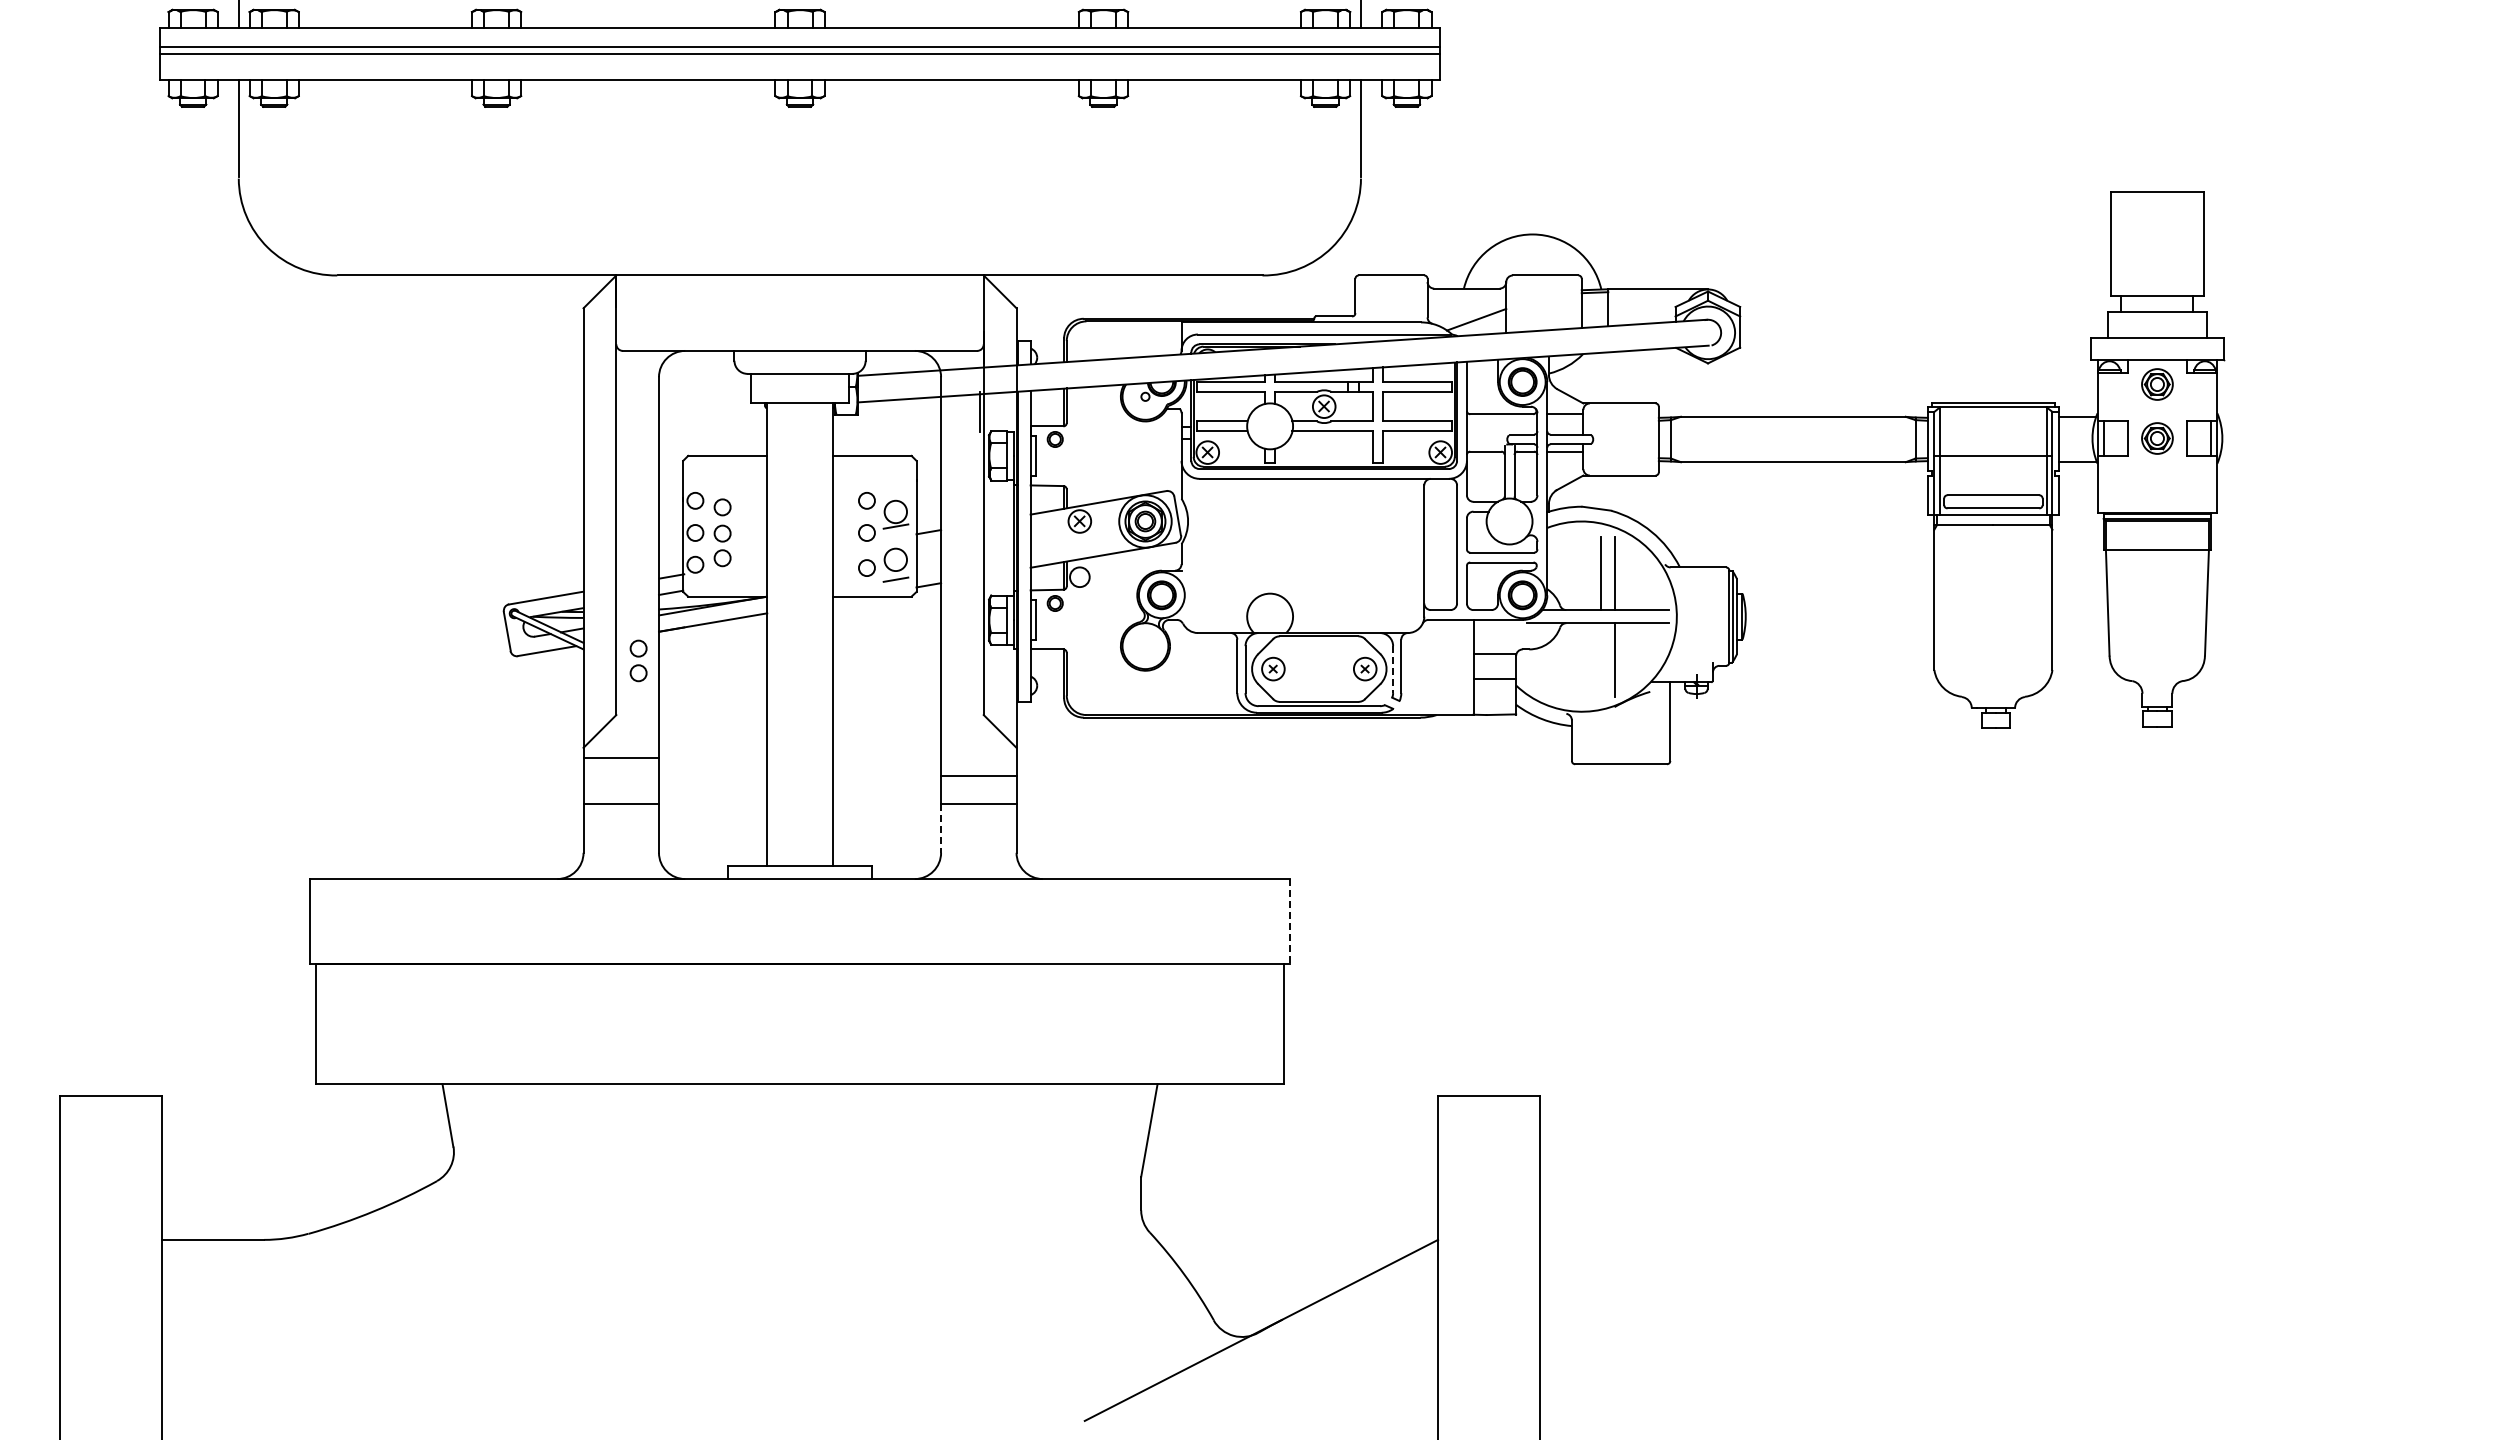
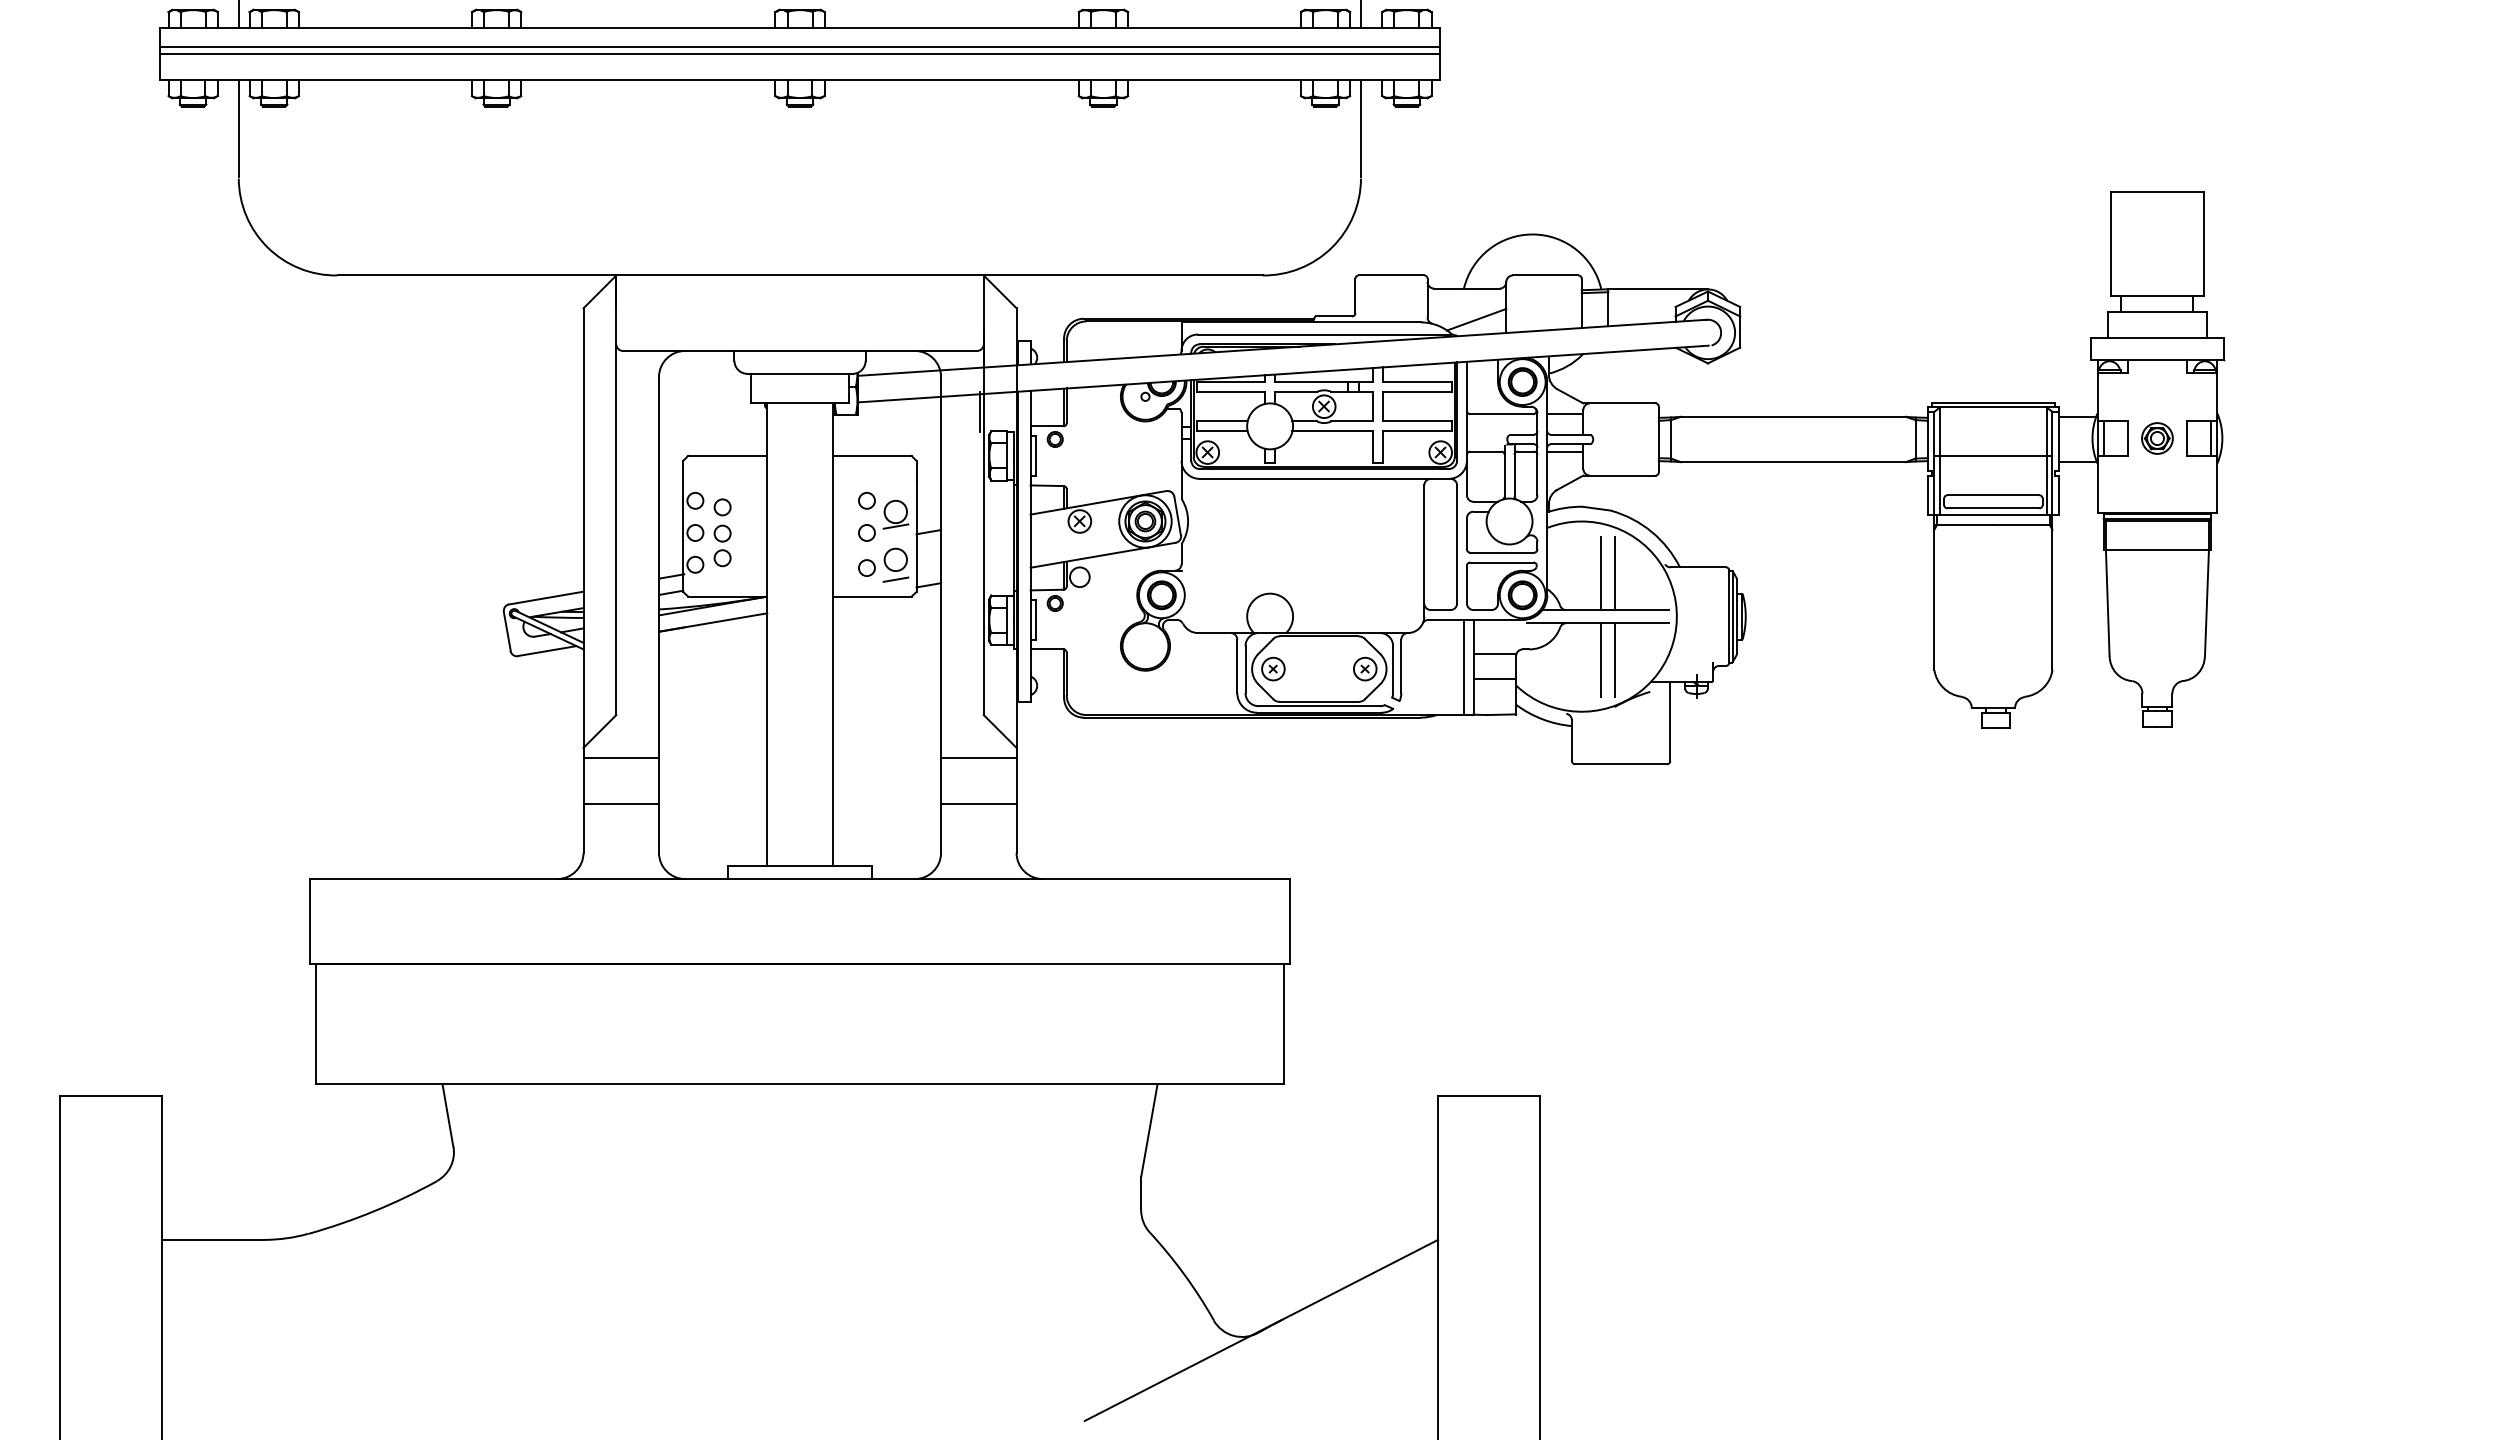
part: present -> none (2157, 384)
line: none -> present (1601, 659)
part: present -> none (638, 660)
line: none -> present (1463, 667)
line: dashed -> solid (1393, 670)
line position: (978, 775) -> (978, 757) (978, 757)
line: dashed -> solid (941, 828)
line: dashed -> solid (1290, 921)
